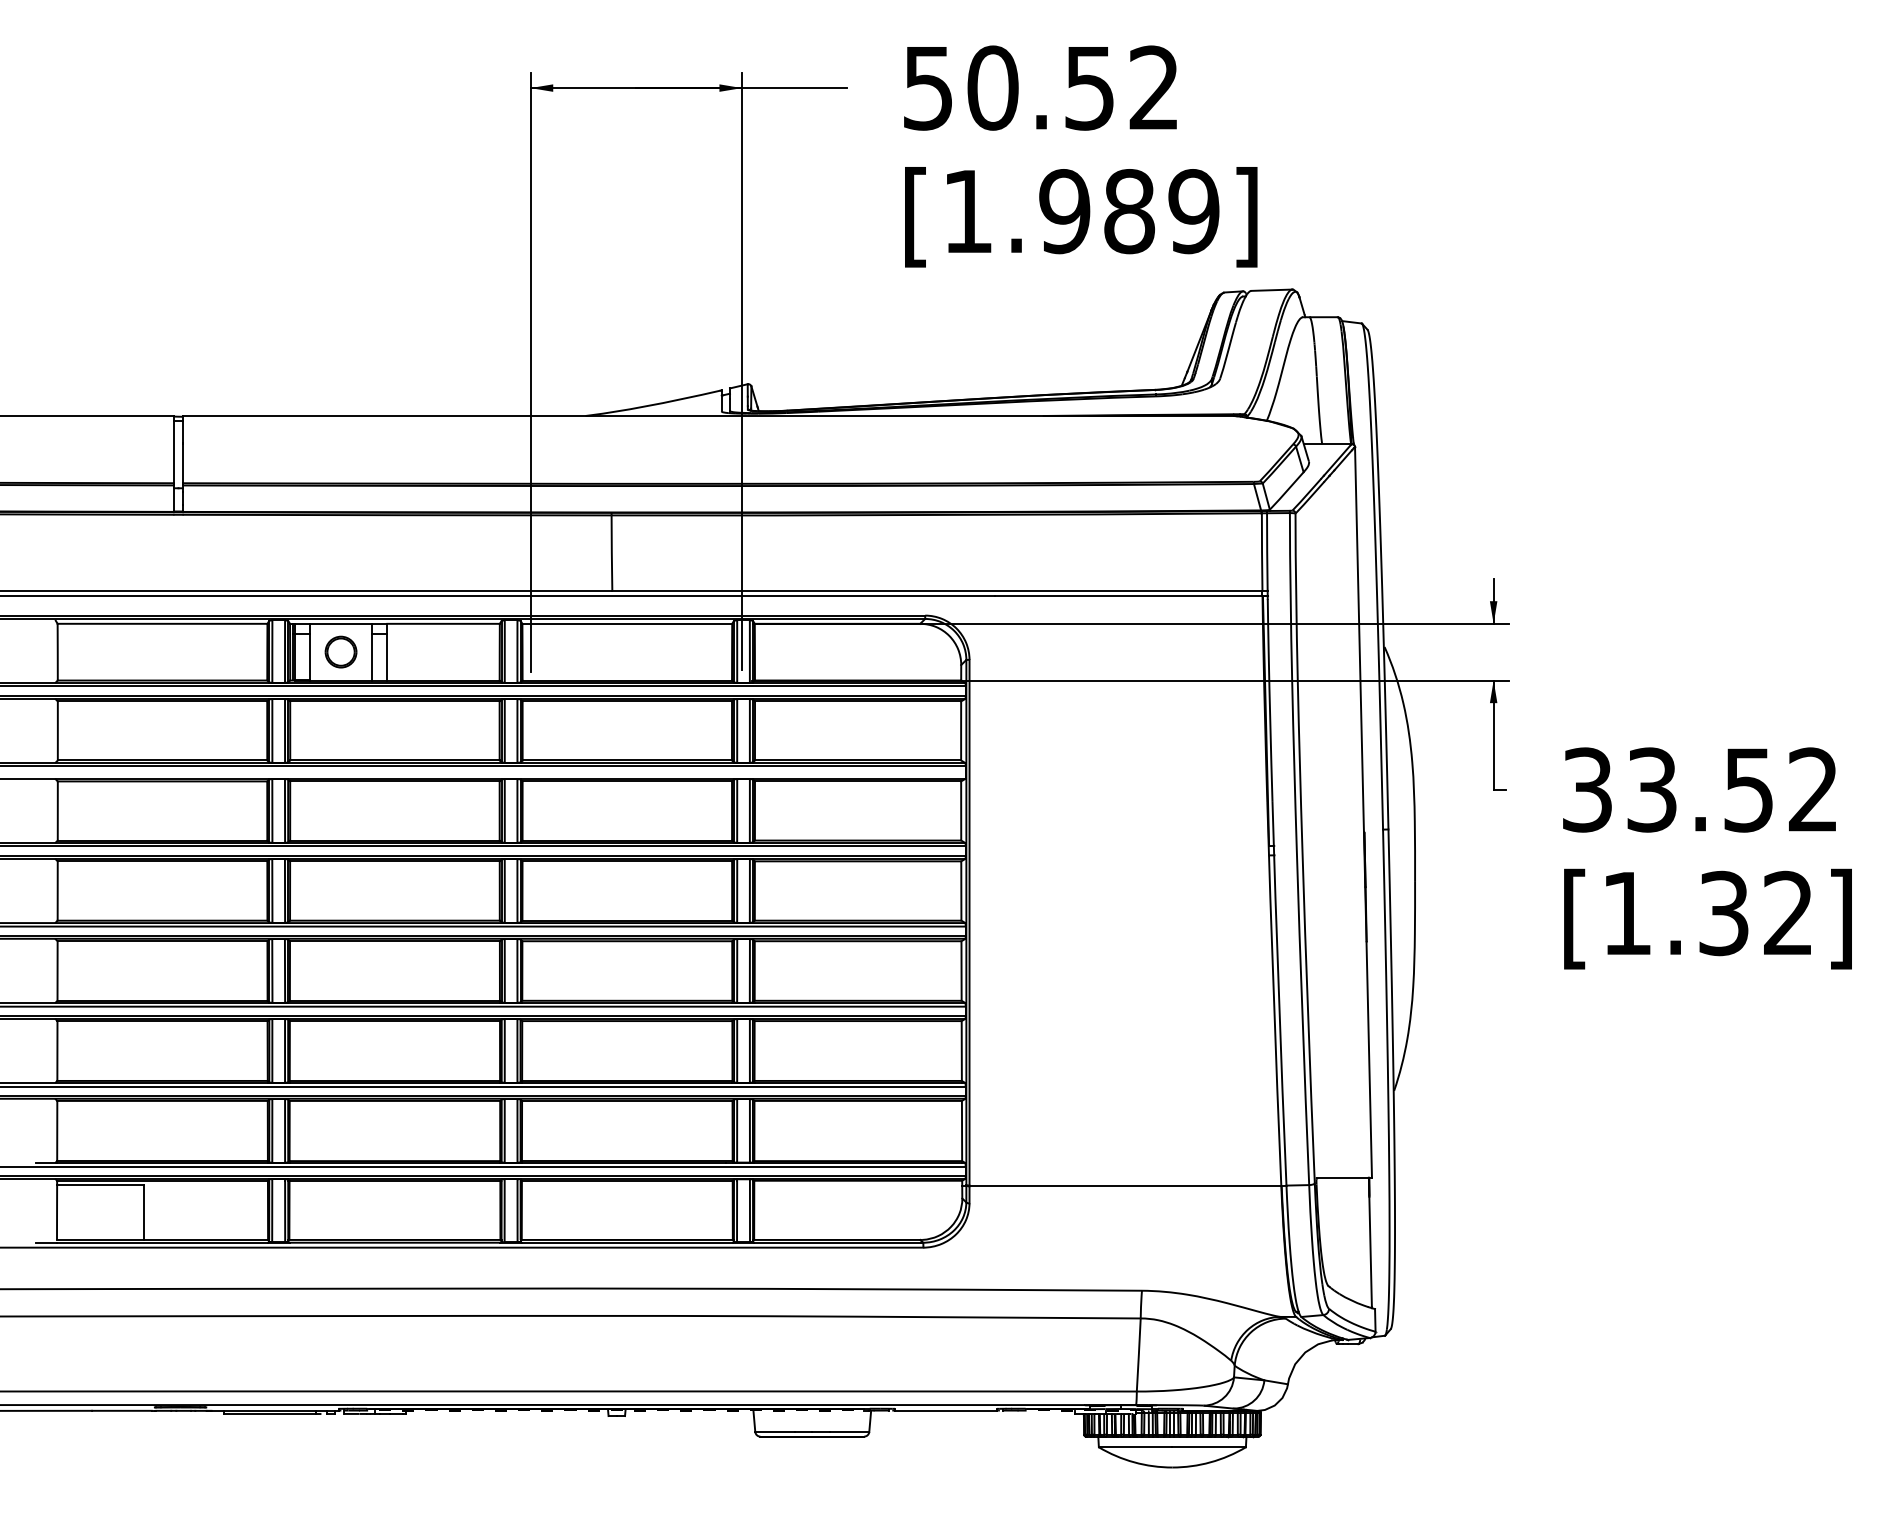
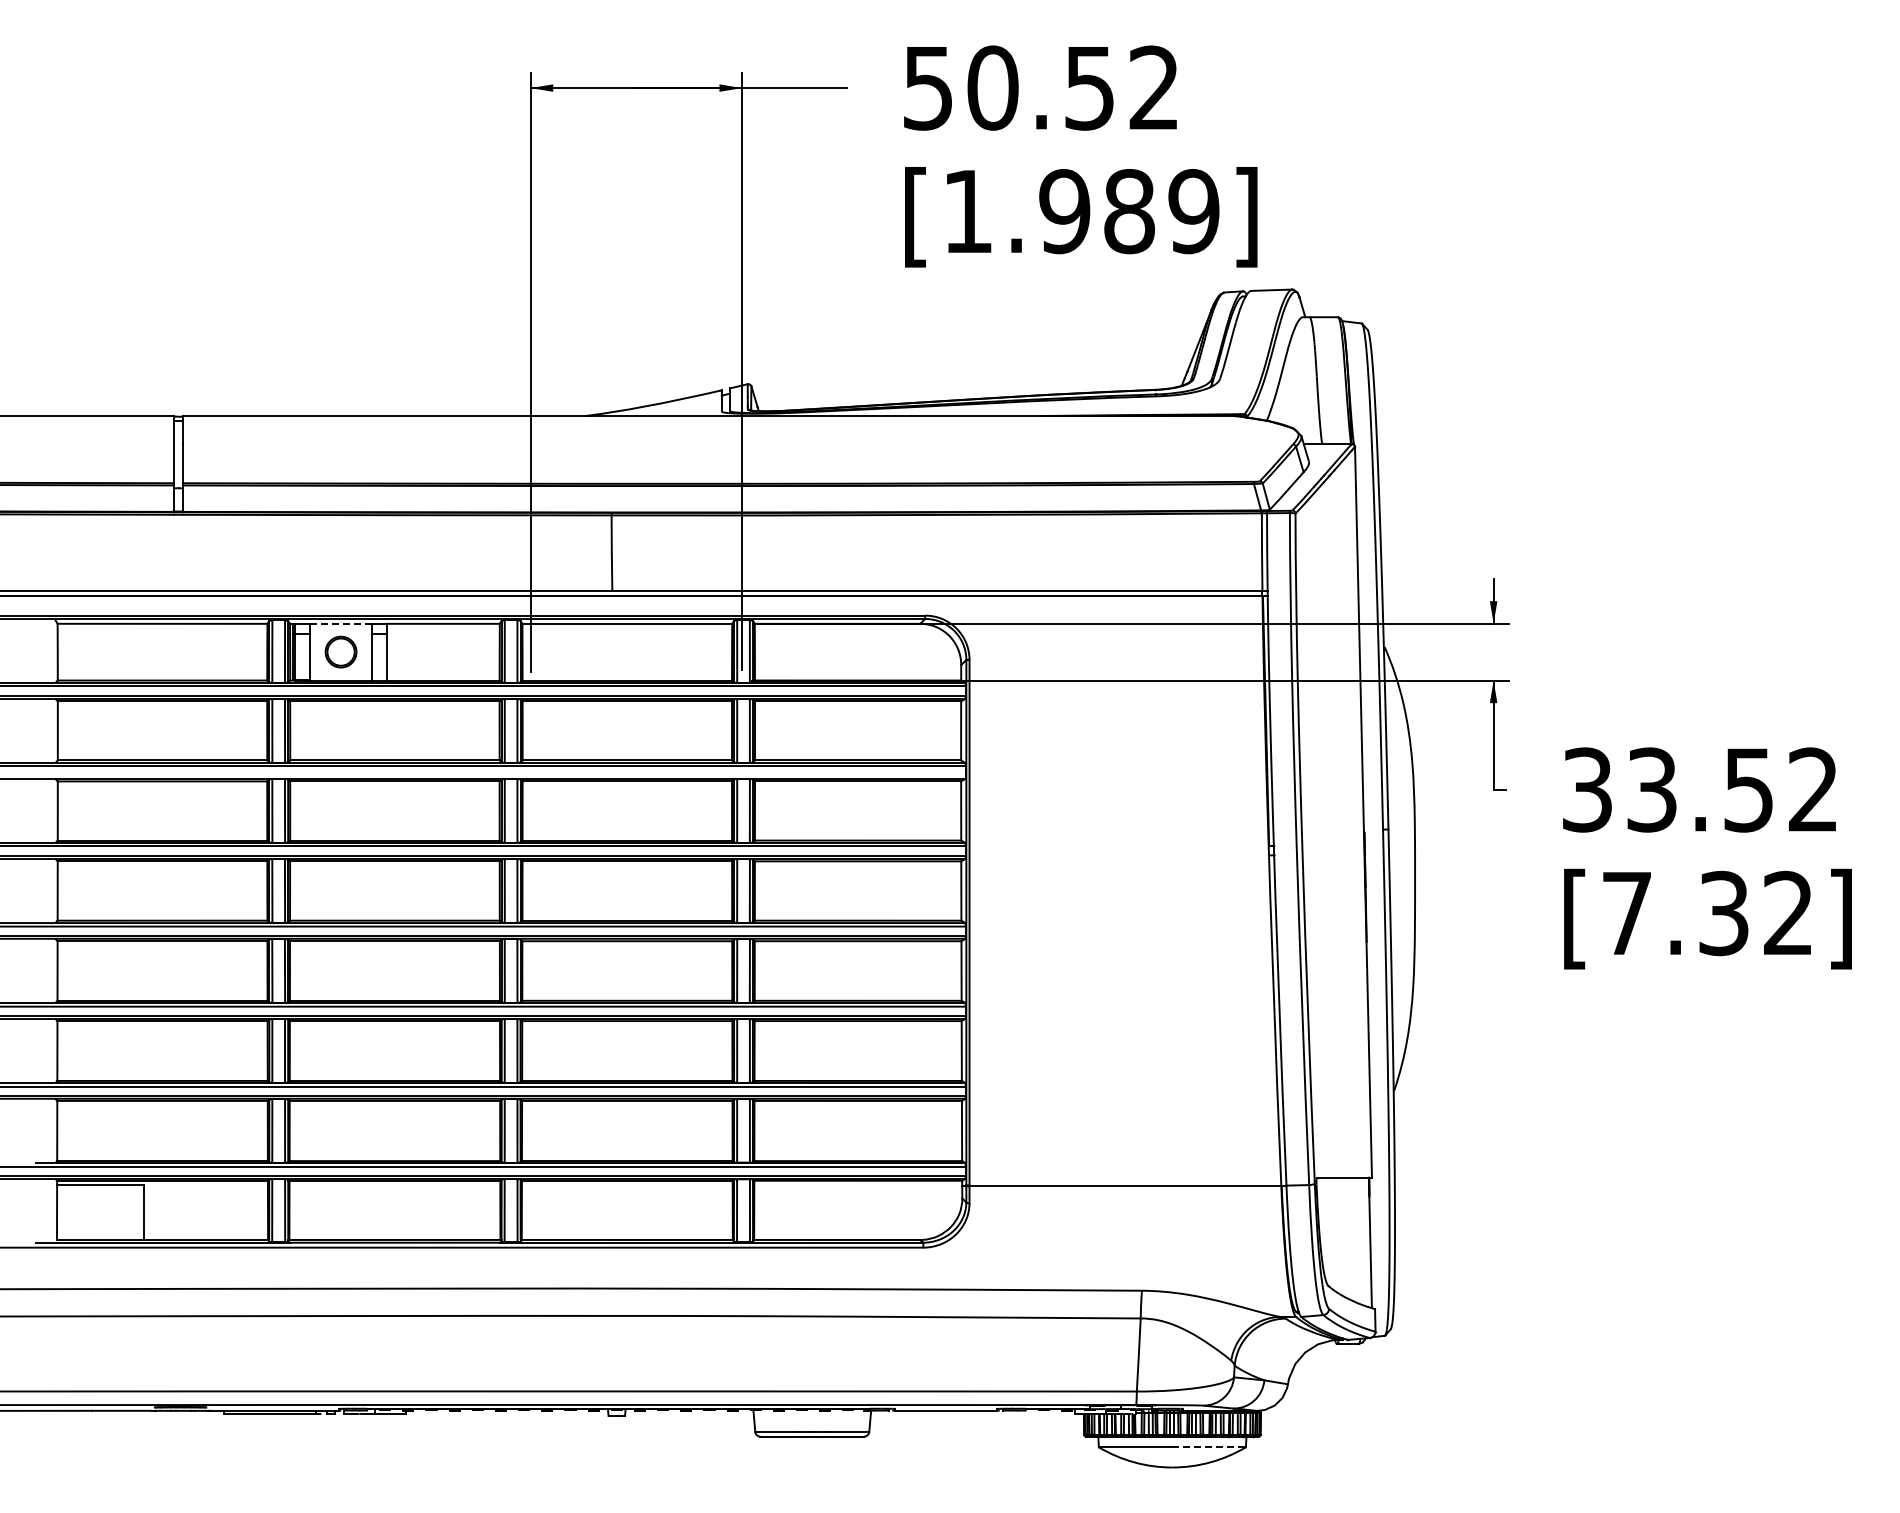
line: solid -> dashed (341, 623)
text: [1.32] -> [7.32] (1626, 913)
line: solid -> dashed (1209, 1447)
